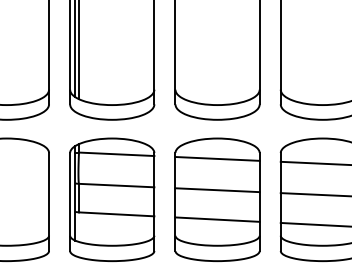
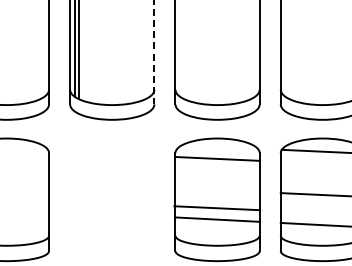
line: solid -> dashed (154, 52)
line position: (314, 162) -> (314, 150) (314, 150)
line position: (217, 190) -> (216, 208) (216, 208)
part: present -> none (112, 199)
